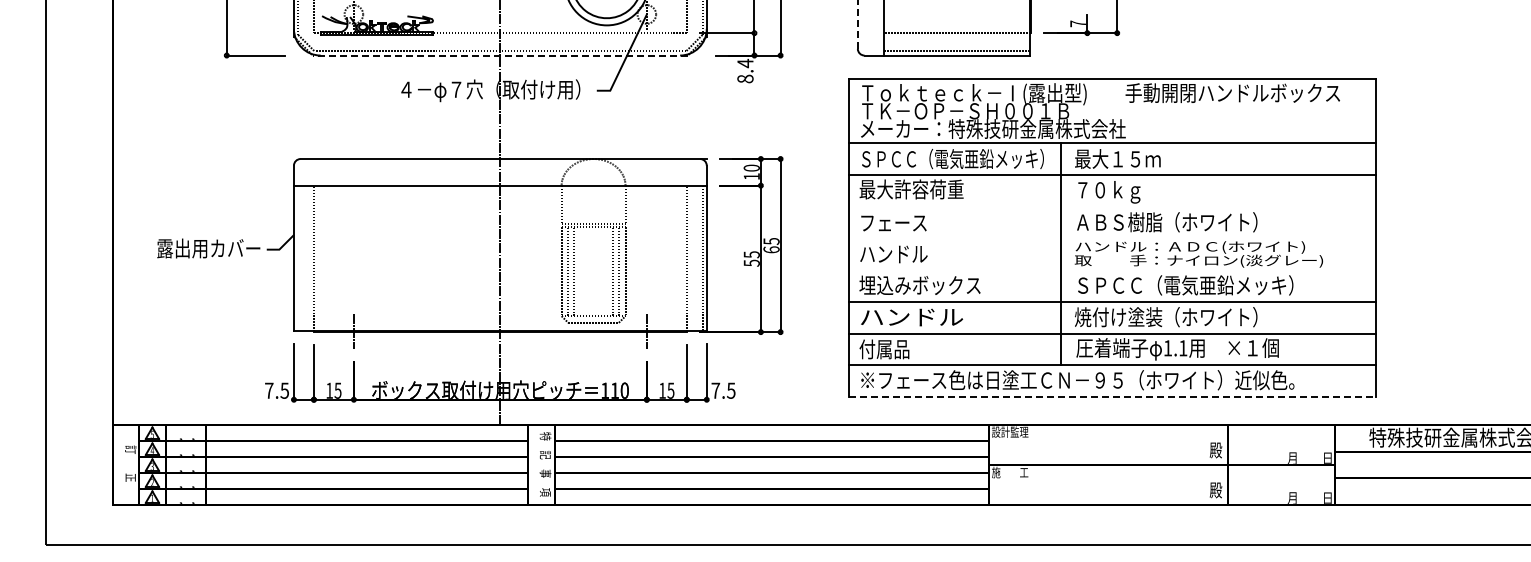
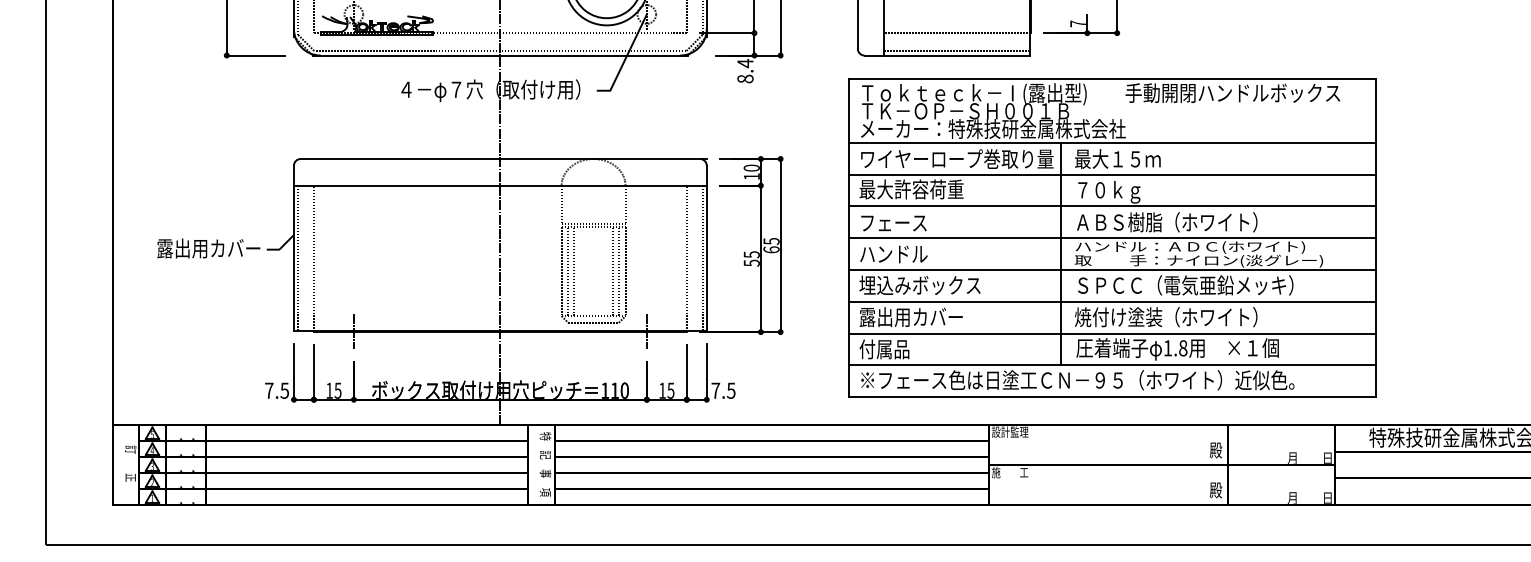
line: dashed -> solid (857, 24)
line: dashed -> solid (500, 55)
text: ＳＰＣＣ（電気亜鉛メッキ） -> ワイヤーロープ巻取り量 (957, 158)
line: none -> present (1112, 206)
line: none -> present (1112, 238)
line: none -> present (298, 257)
line: none -> present (1112, 269)
text: ハンドル -> 露出用カバー (911, 317)
text: 1.1 -> 1.8 (1183, 348)
line: dashed -> solid (1113, 397)
